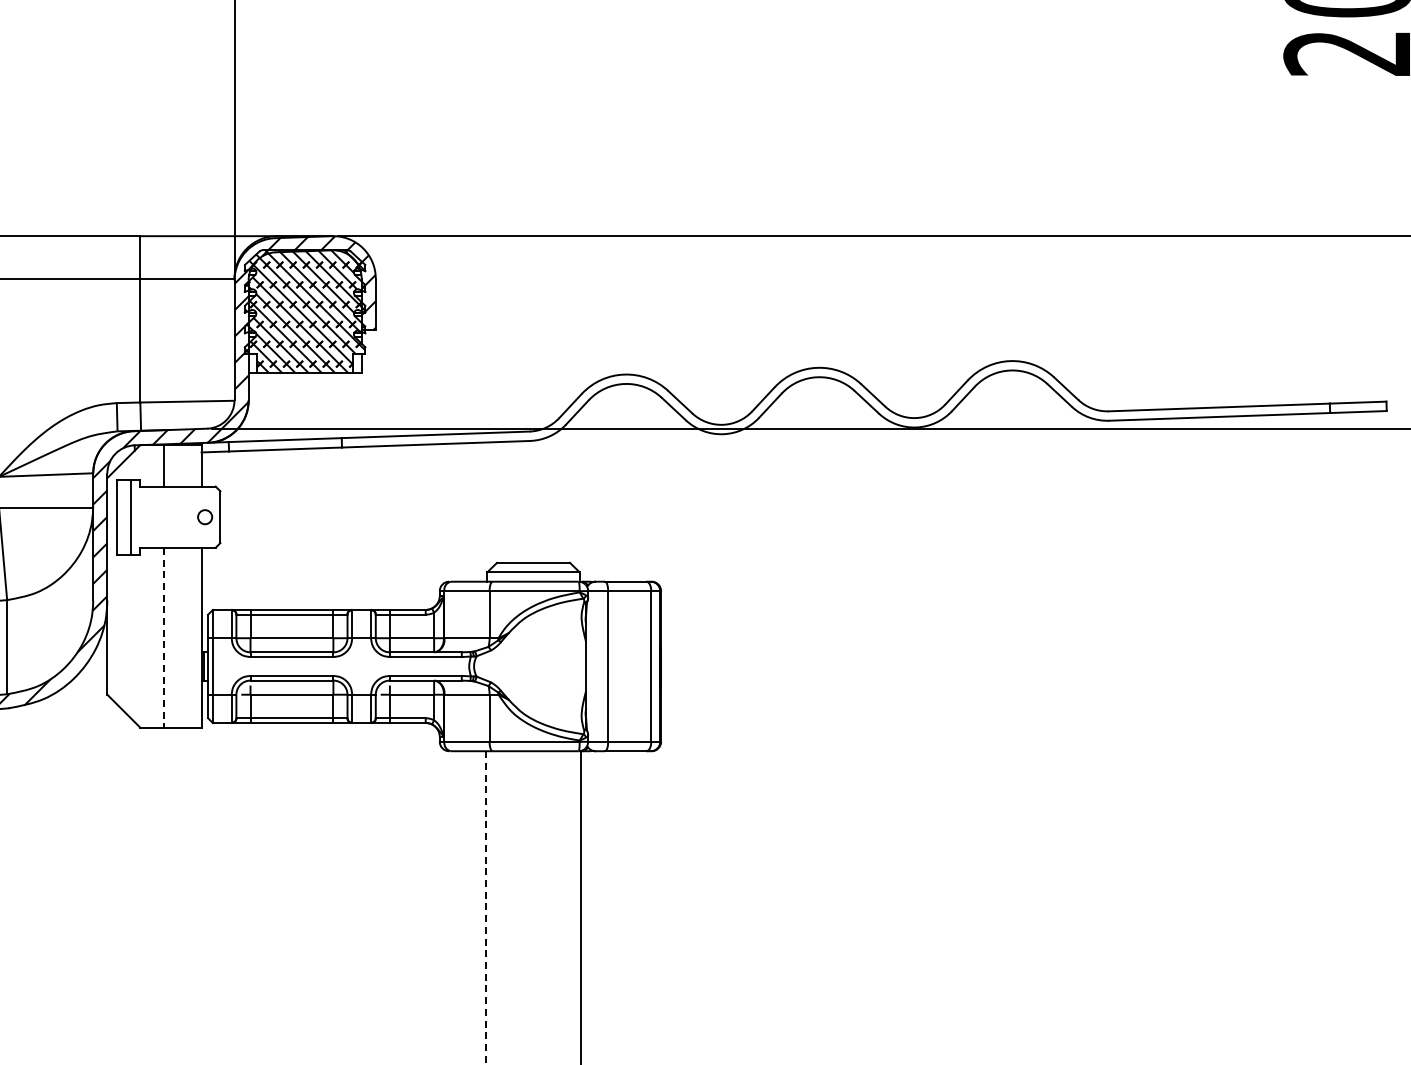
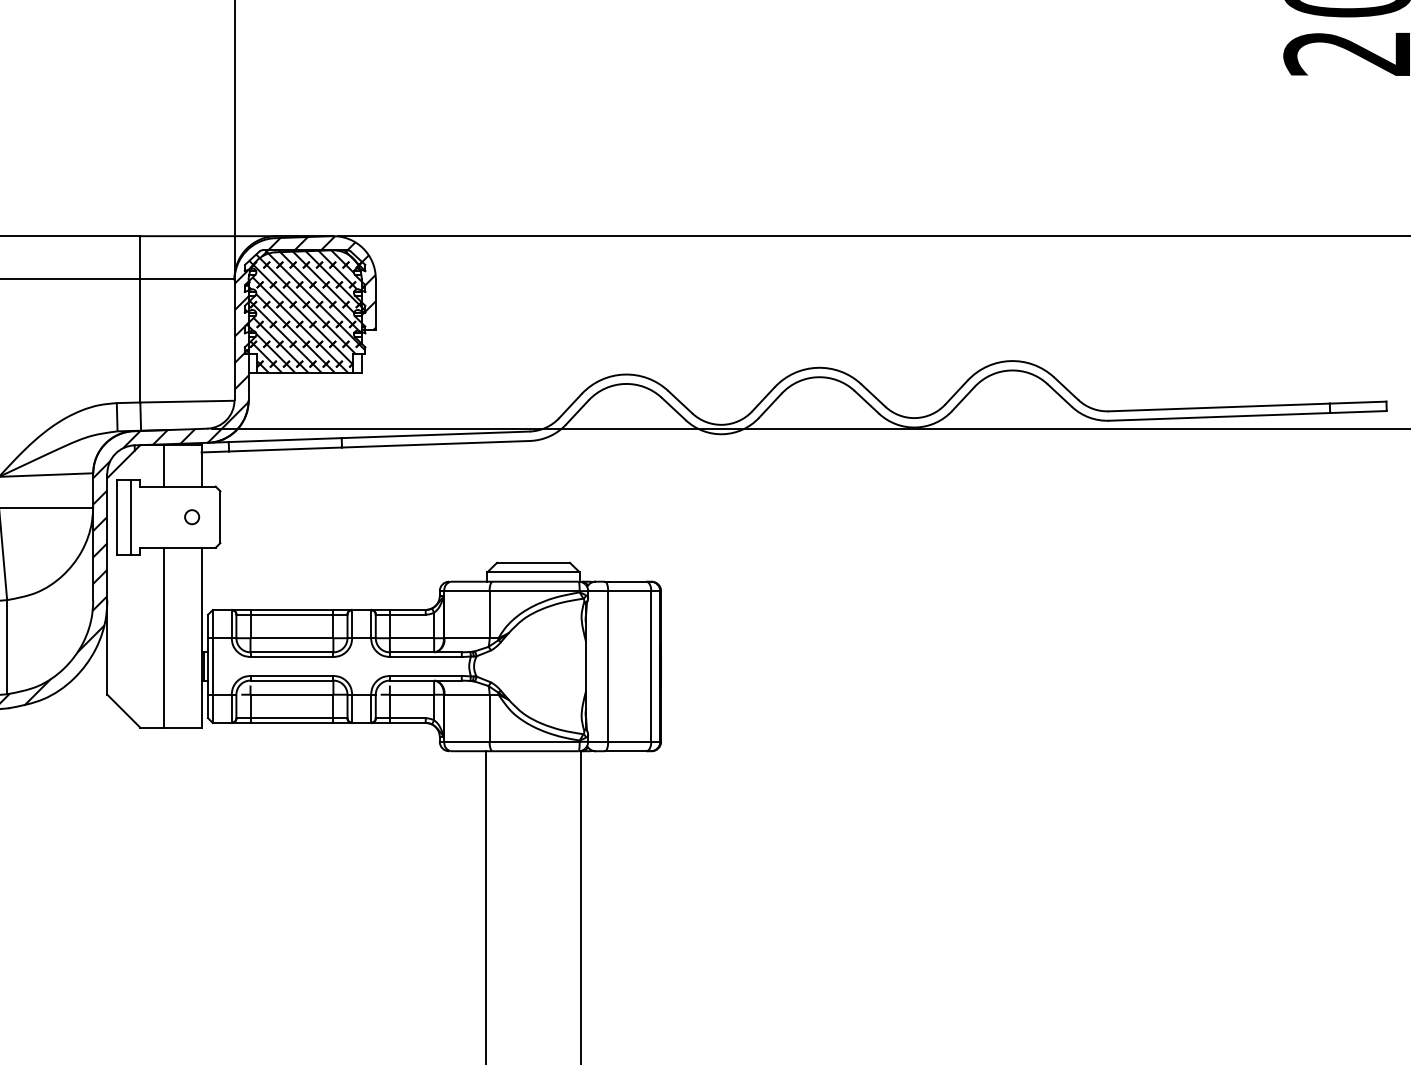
circle position: (205, 517) -> (192, 517) (192, 517)
line: dashed -> solid (163, 637)
line: dashed -> solid (486, 908)
